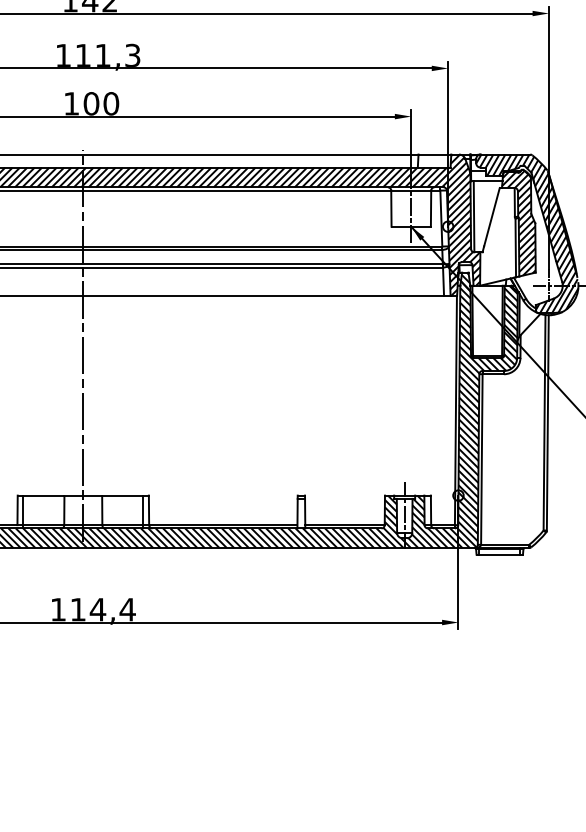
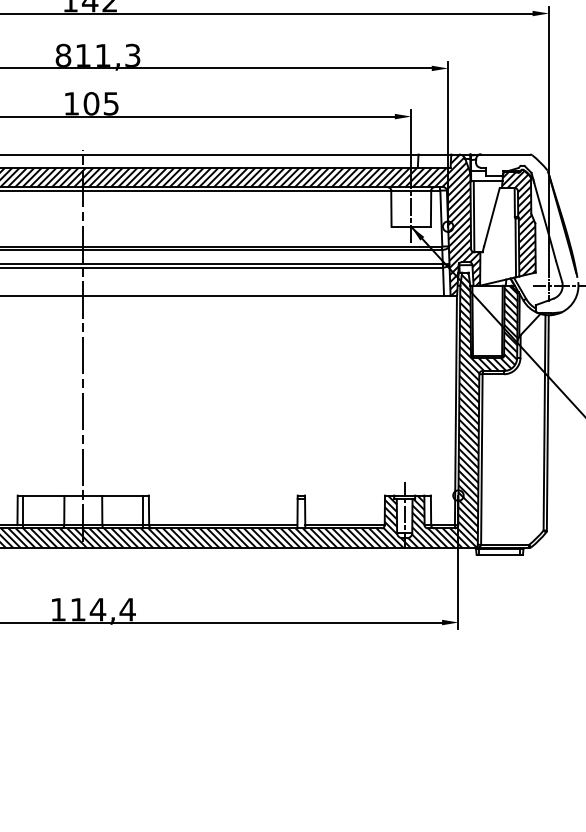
text: 111,3 -> 811,3 (63, 54)
text: 100 -> 105 (111, 103)
hatch: present -> none (527, 233)
